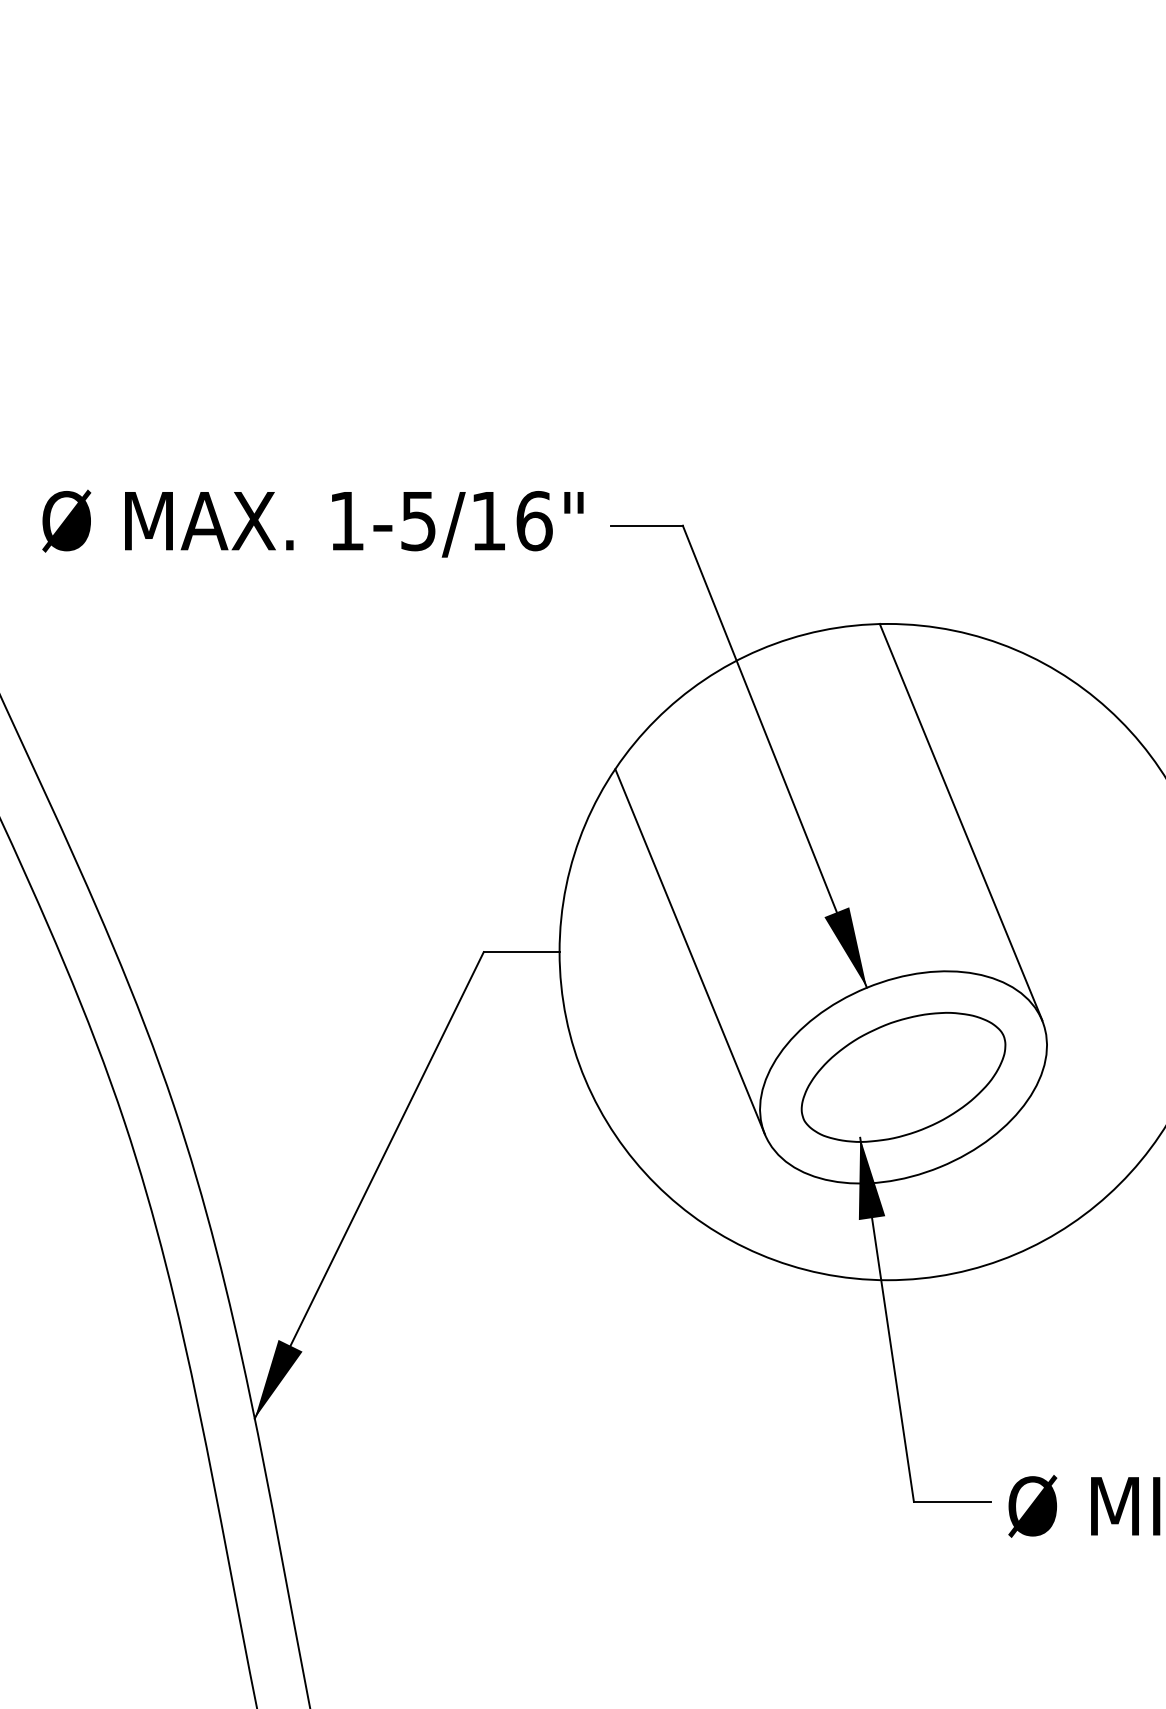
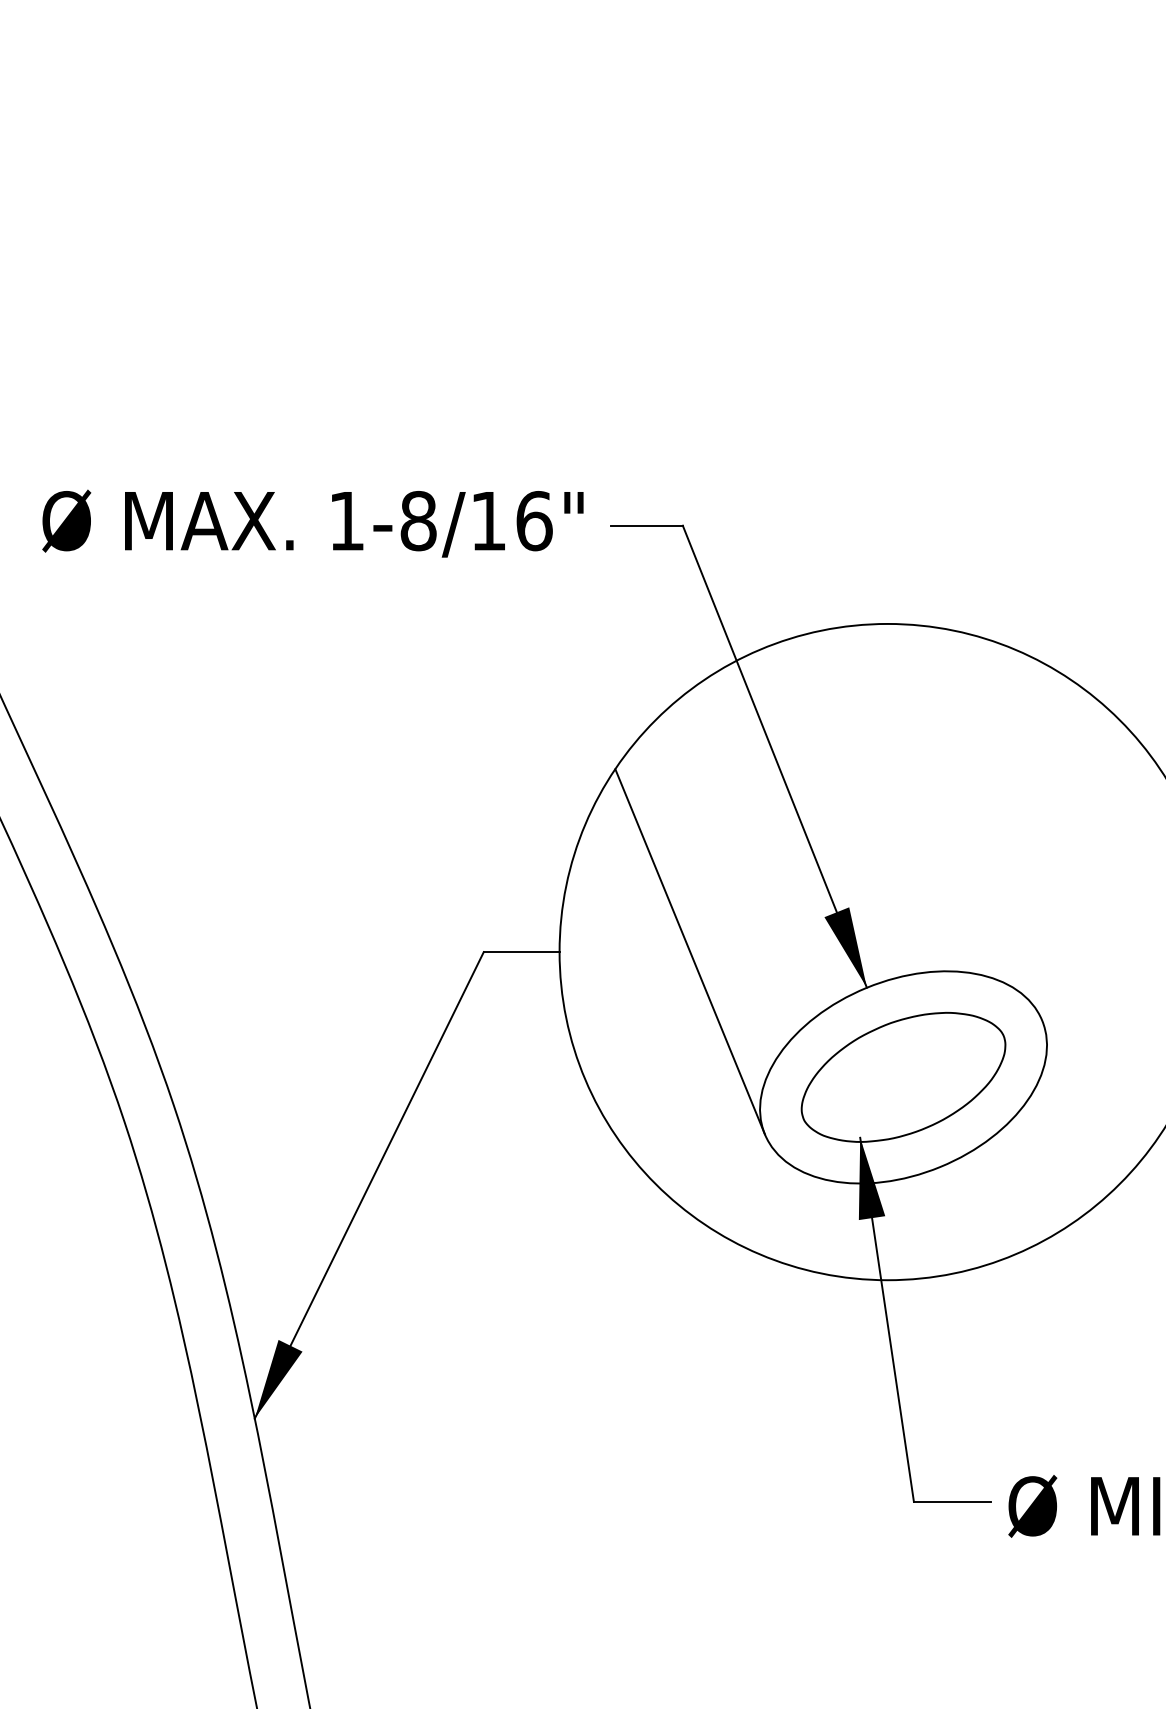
text: 1-5/16" -> 1-8/16" (418, 521)
line: present -> none (960, 821)
